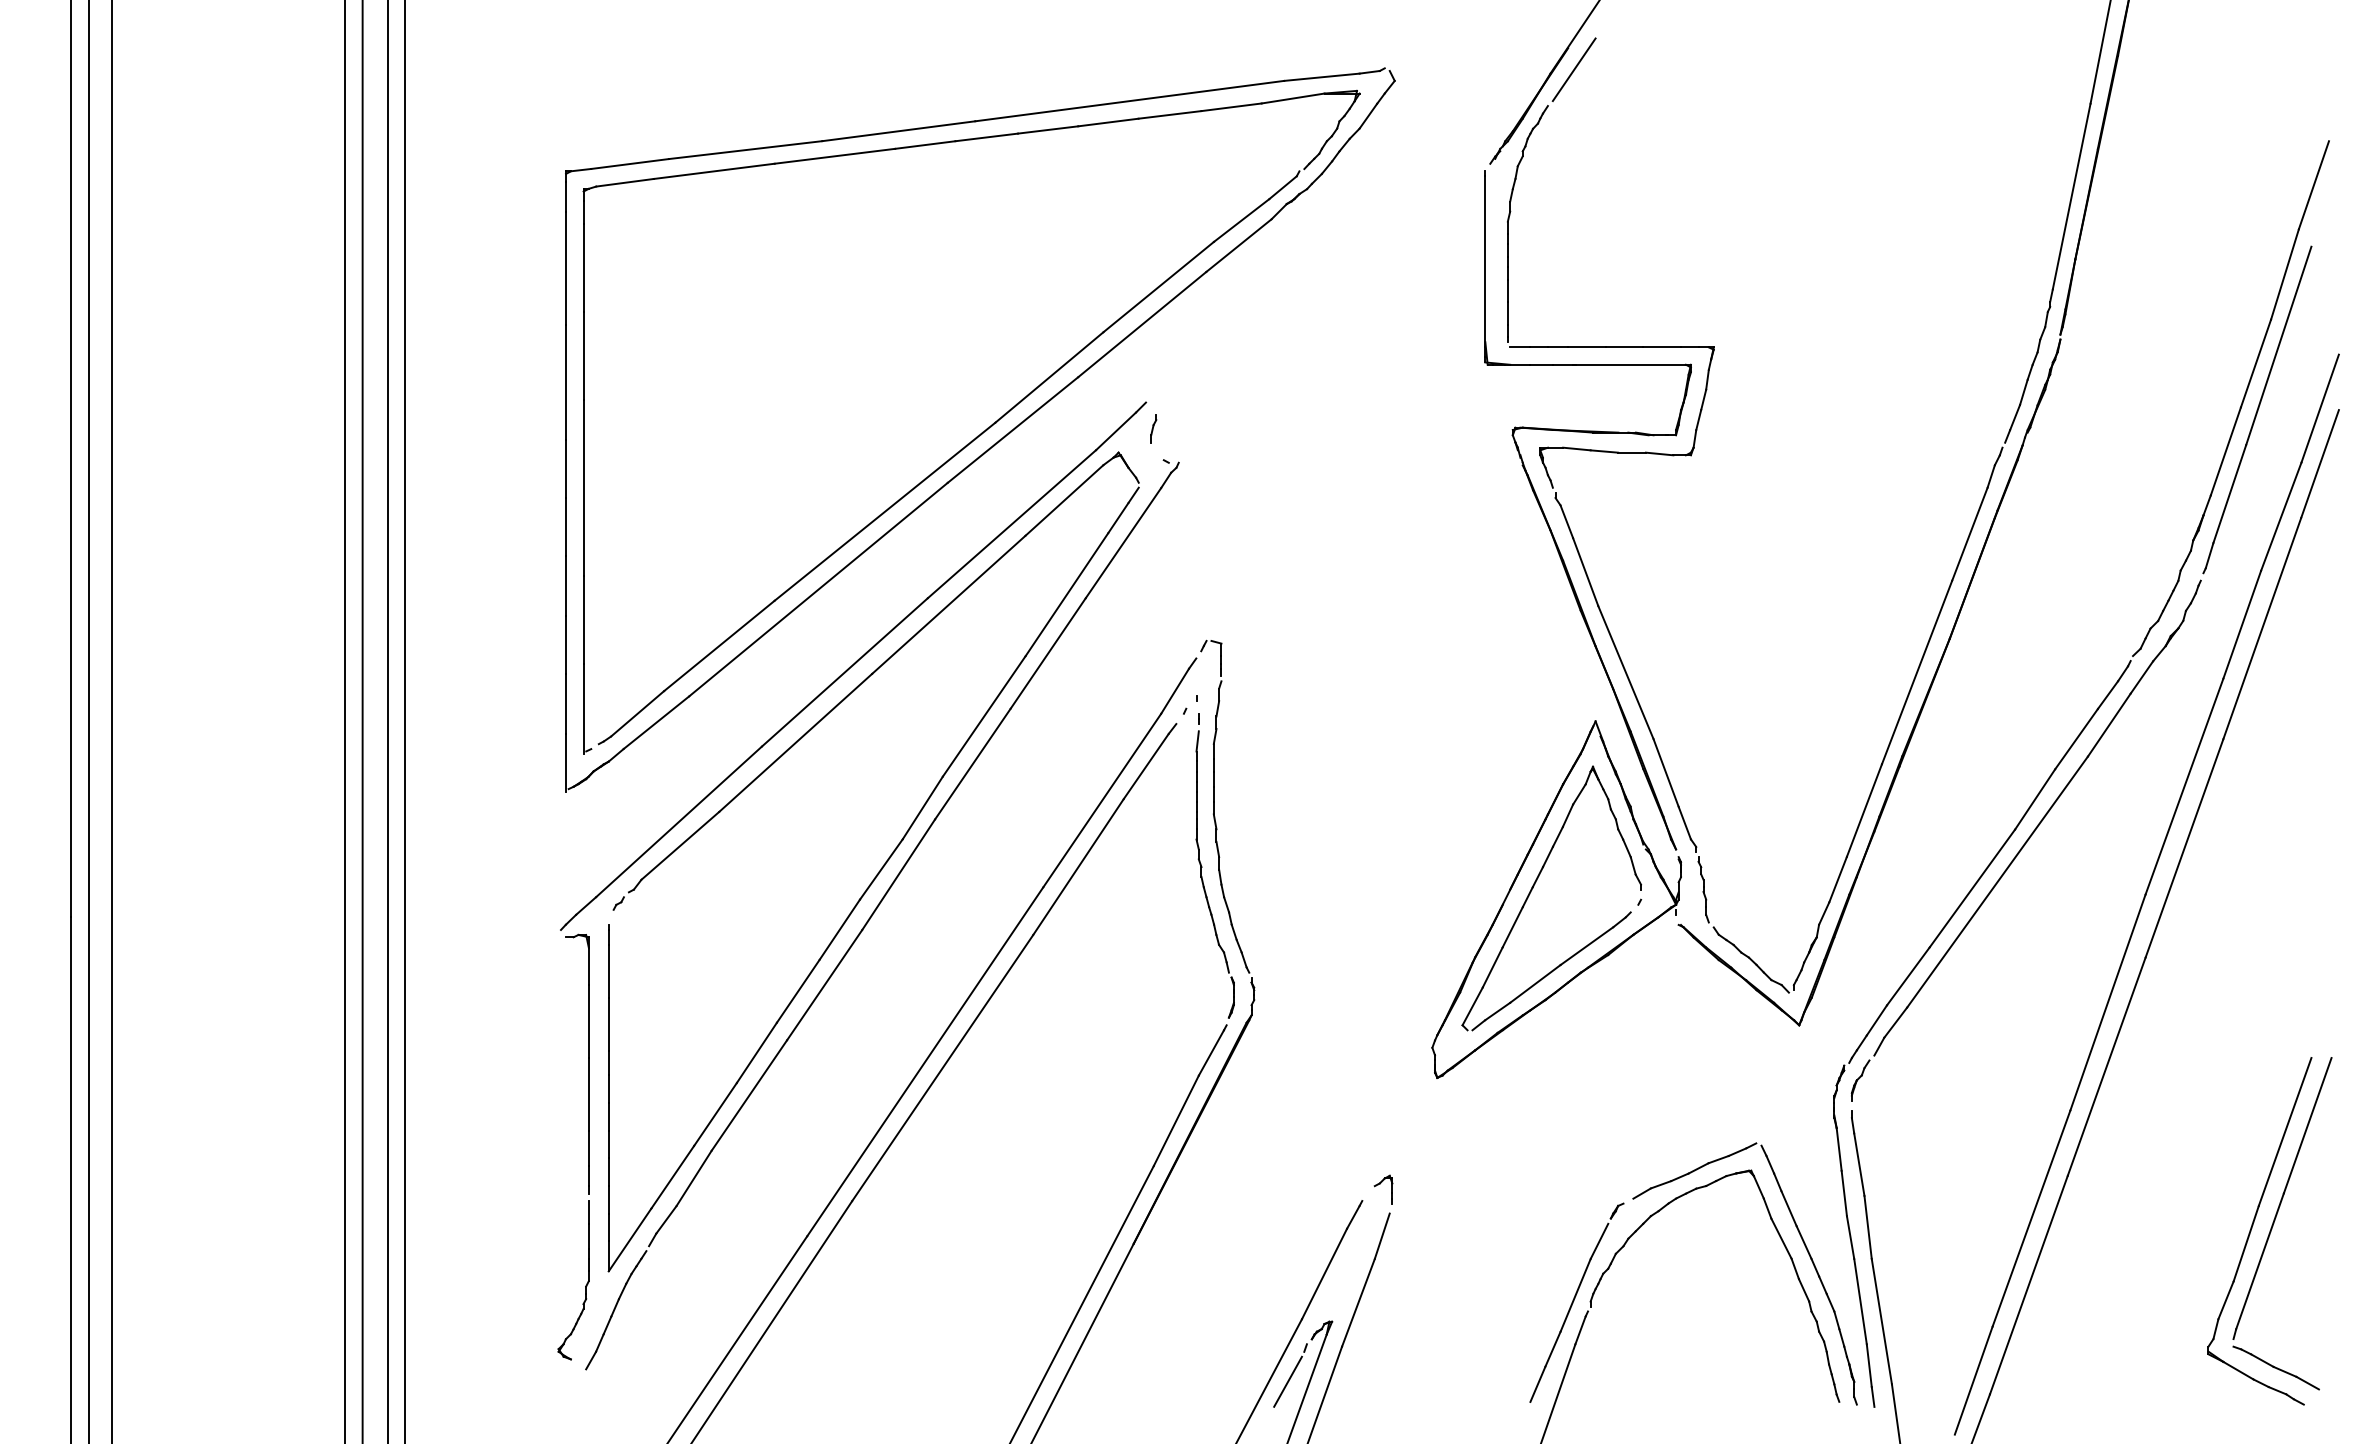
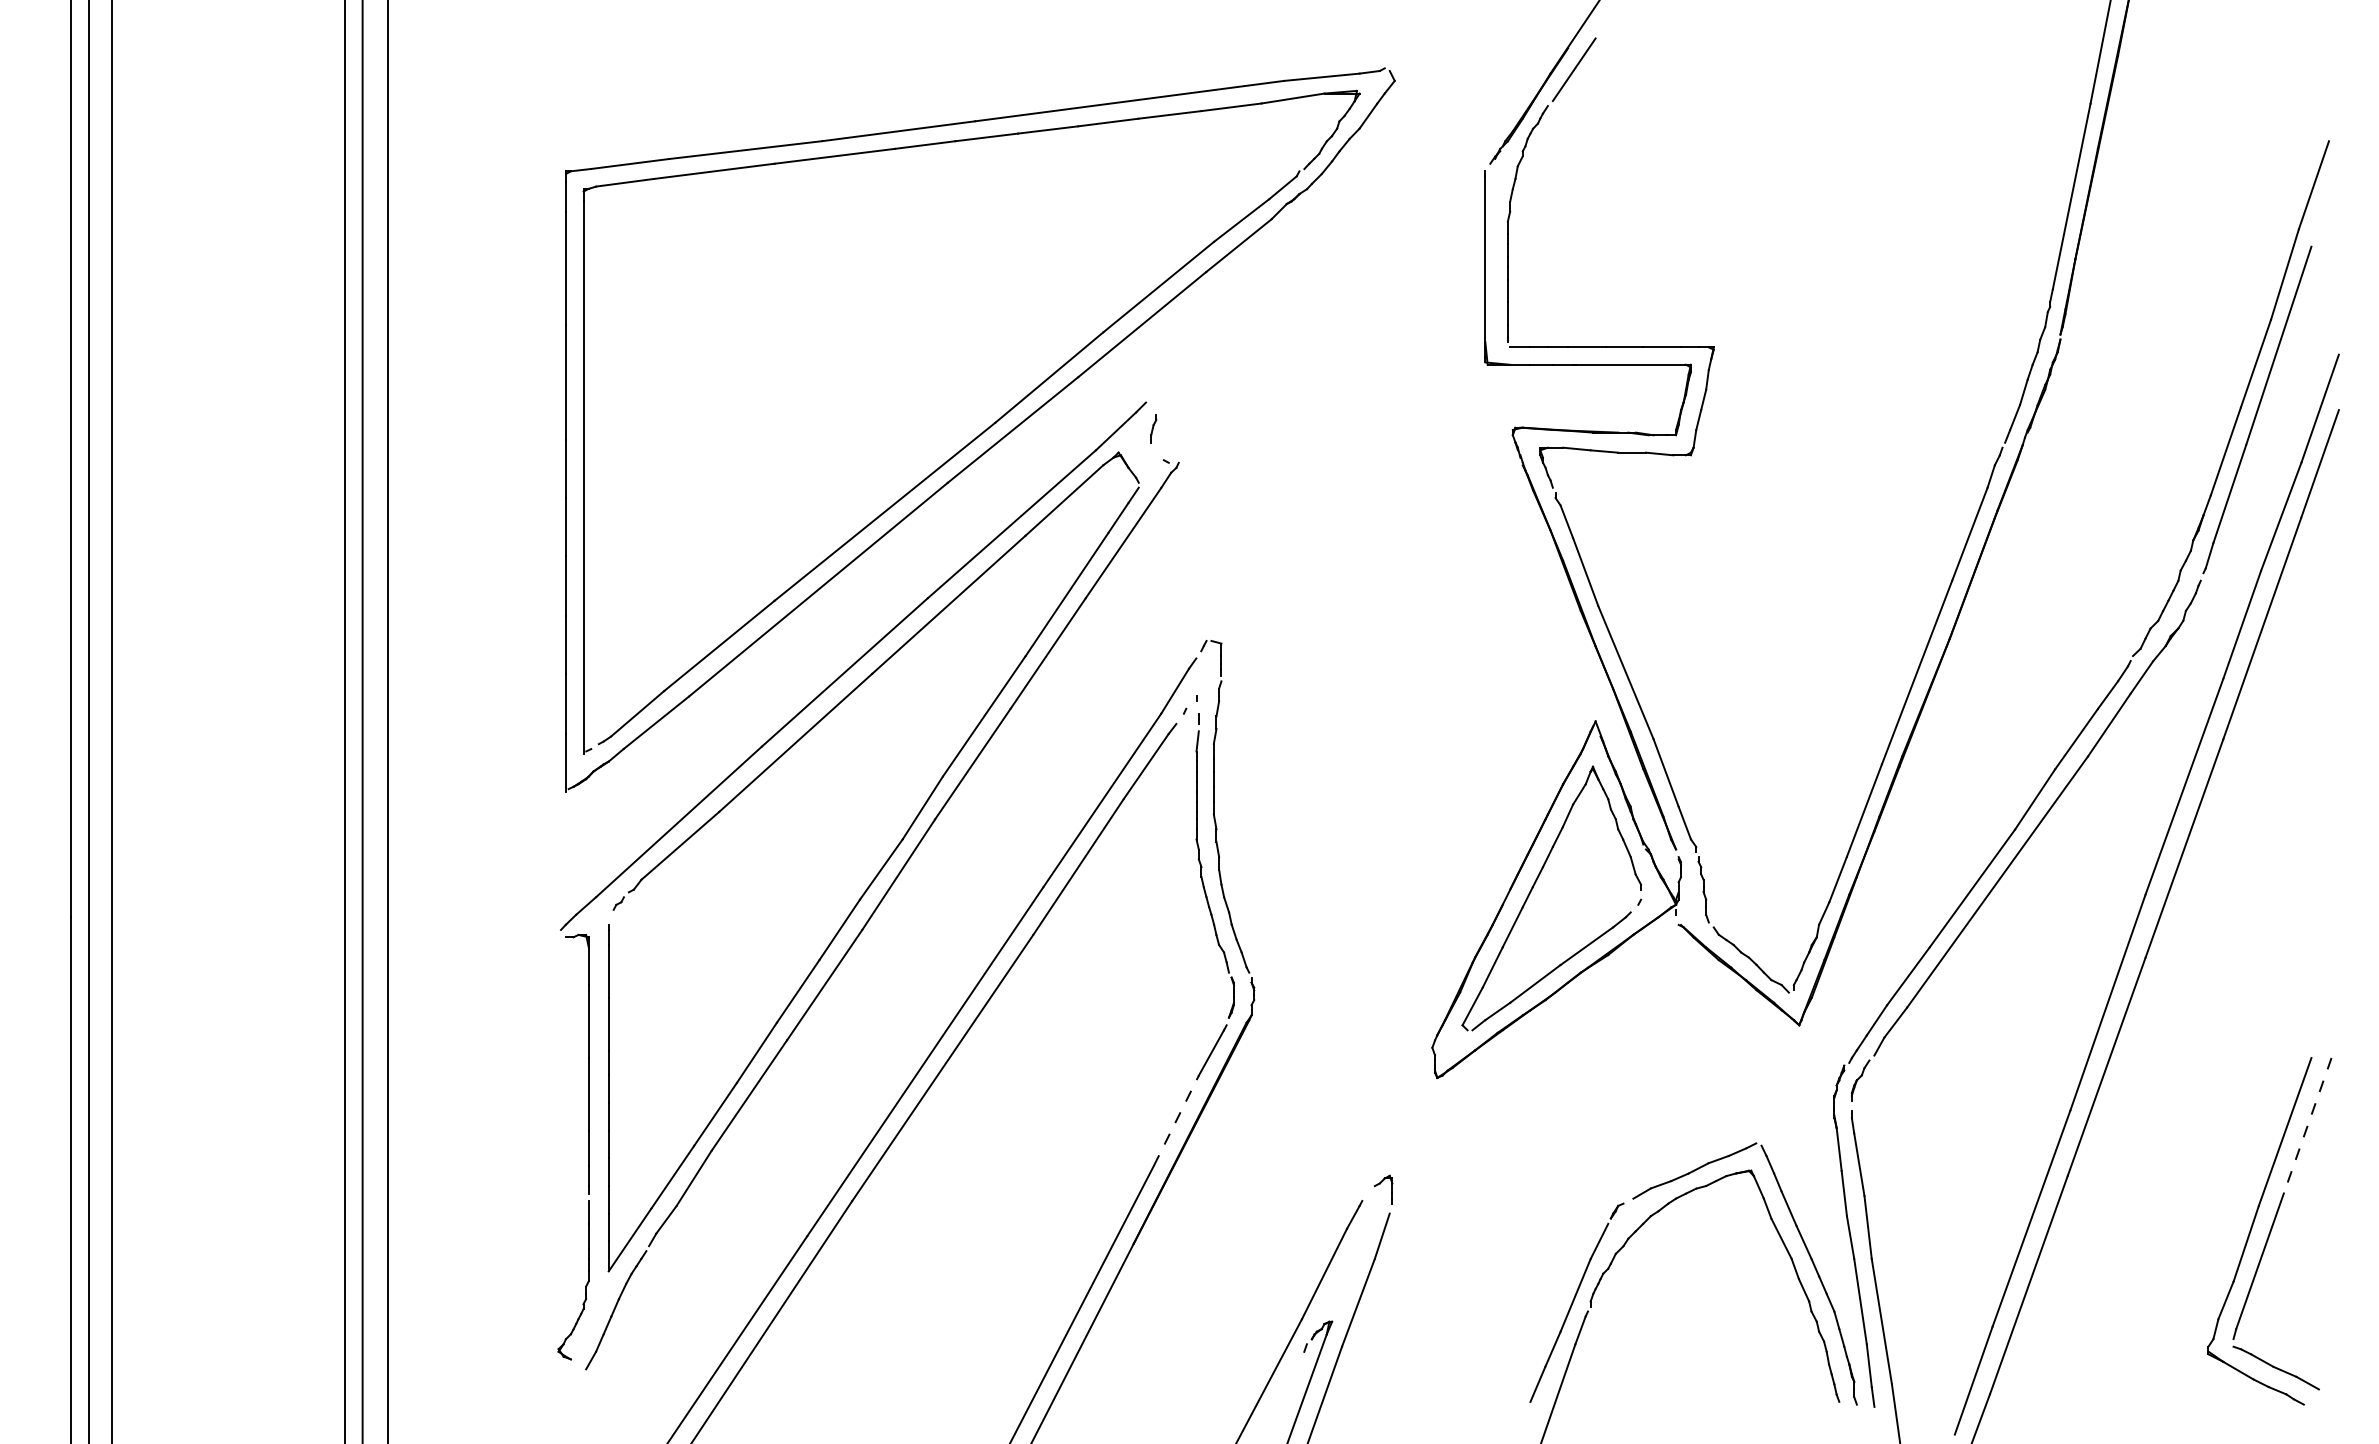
line: present -> none (405, 721)
line: solid -> dashed (1176, 1120)
line: solid -> dashed (2307, 1125)
line: present -> none (1287, 1381)
